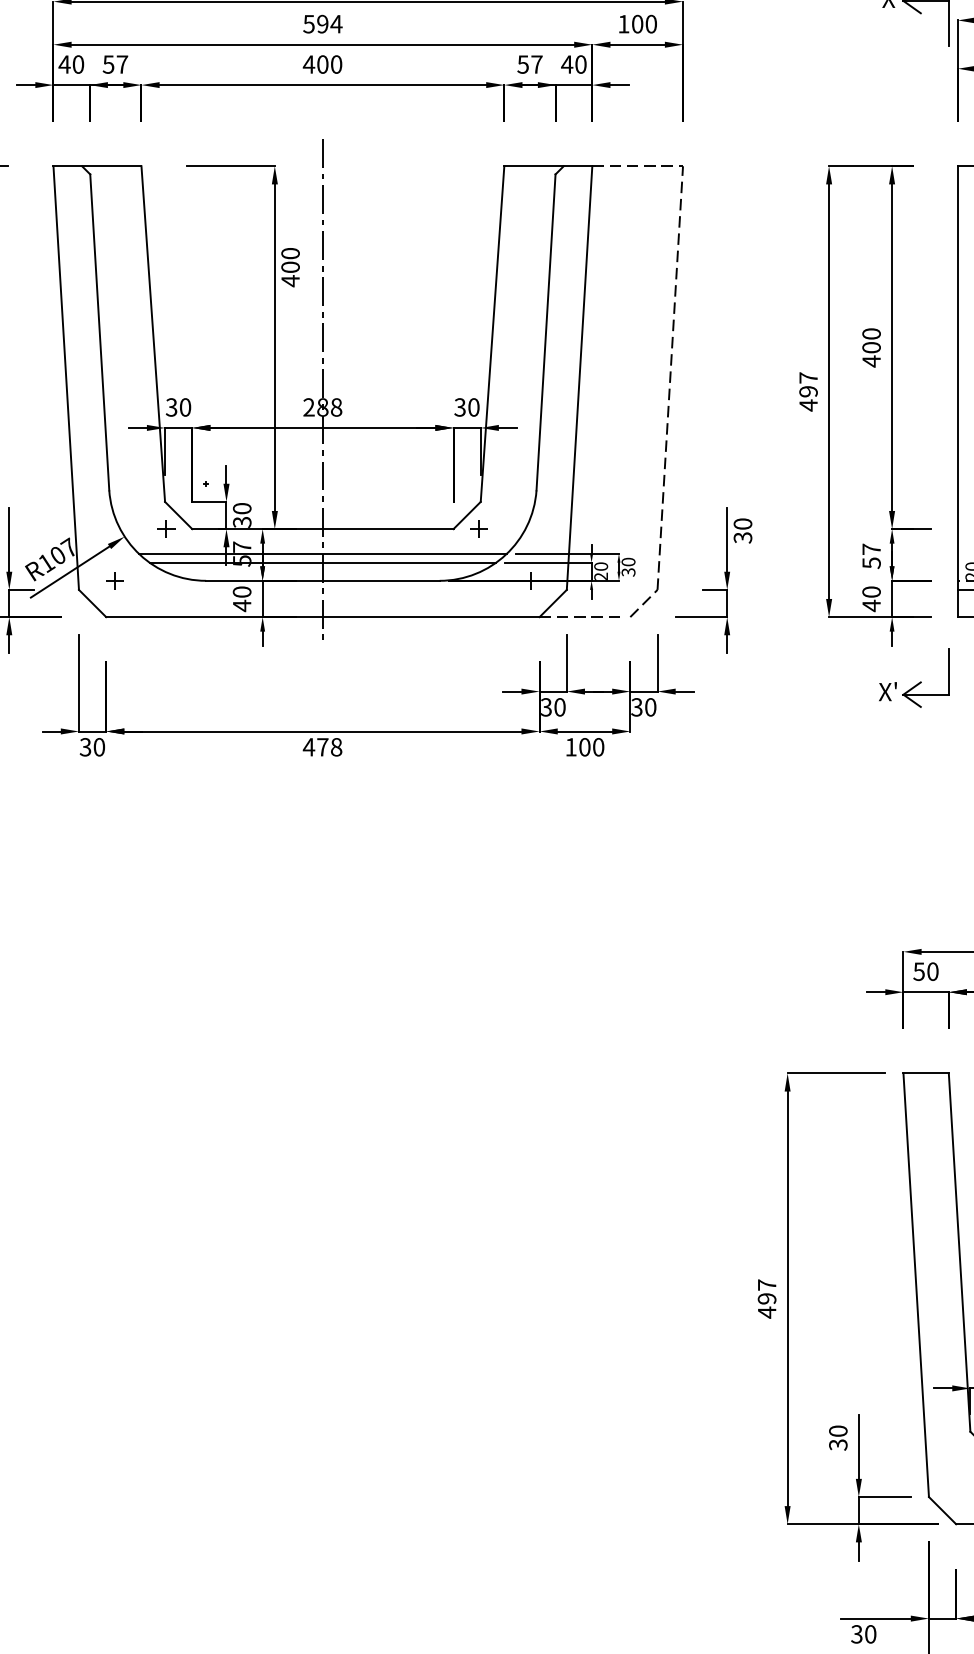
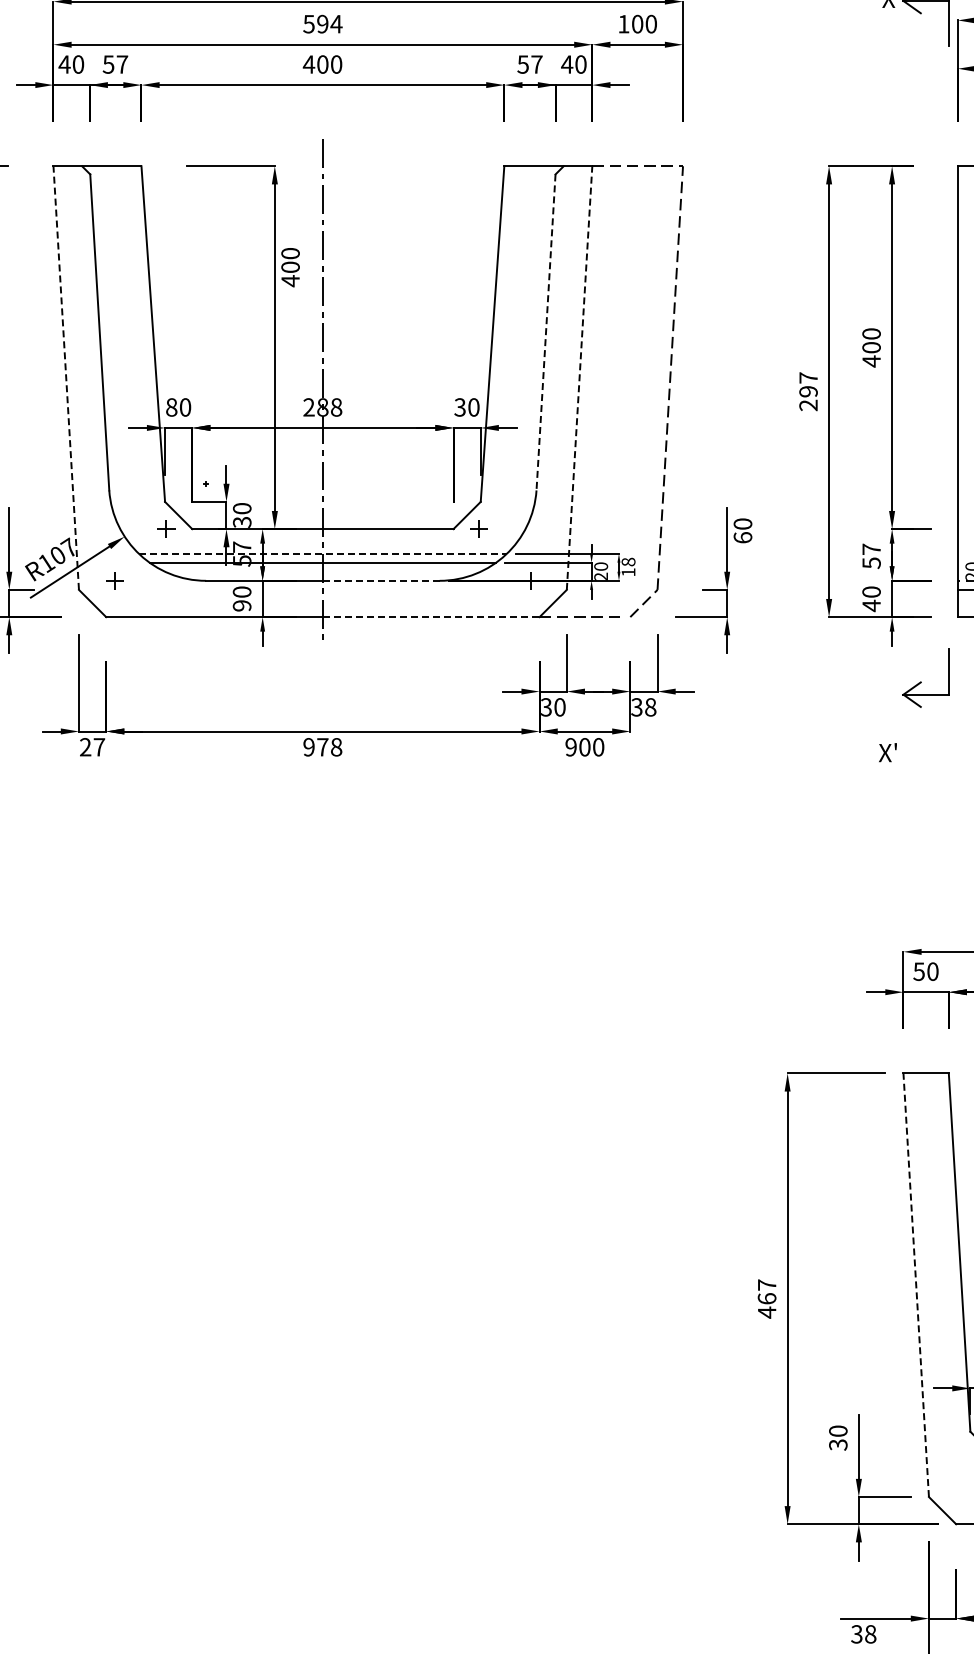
line: solid -> dashed (546, 332)
line: solid -> dashed (66, 377)
line: solid -> dashed (579, 377)
text: 497 -> 297 (808, 405)
text: 30 -> 80 (171, 407)
text: 30 -> 60 (742, 537)
line: solid -> dashed (323, 553)
text: 30 -> 18 (628, 566)
line: solid -> dashed (381, 580)
text: 40 -> 90 (241, 605)
line: solid -> dashed (431, 617)
text position: (887, 691) -> (887, 752) (887, 752)
text: 30 -> 38 (650, 707)
text: 30 -> 27 (92, 747)
text: 478 -> 978 (308, 747)
text: 100 -> 900 (570, 747)
line: solid -> dashed (916, 1284)
text: 497 -> 467 (766, 1298)
text: 30 -> 38 (870, 1634)
